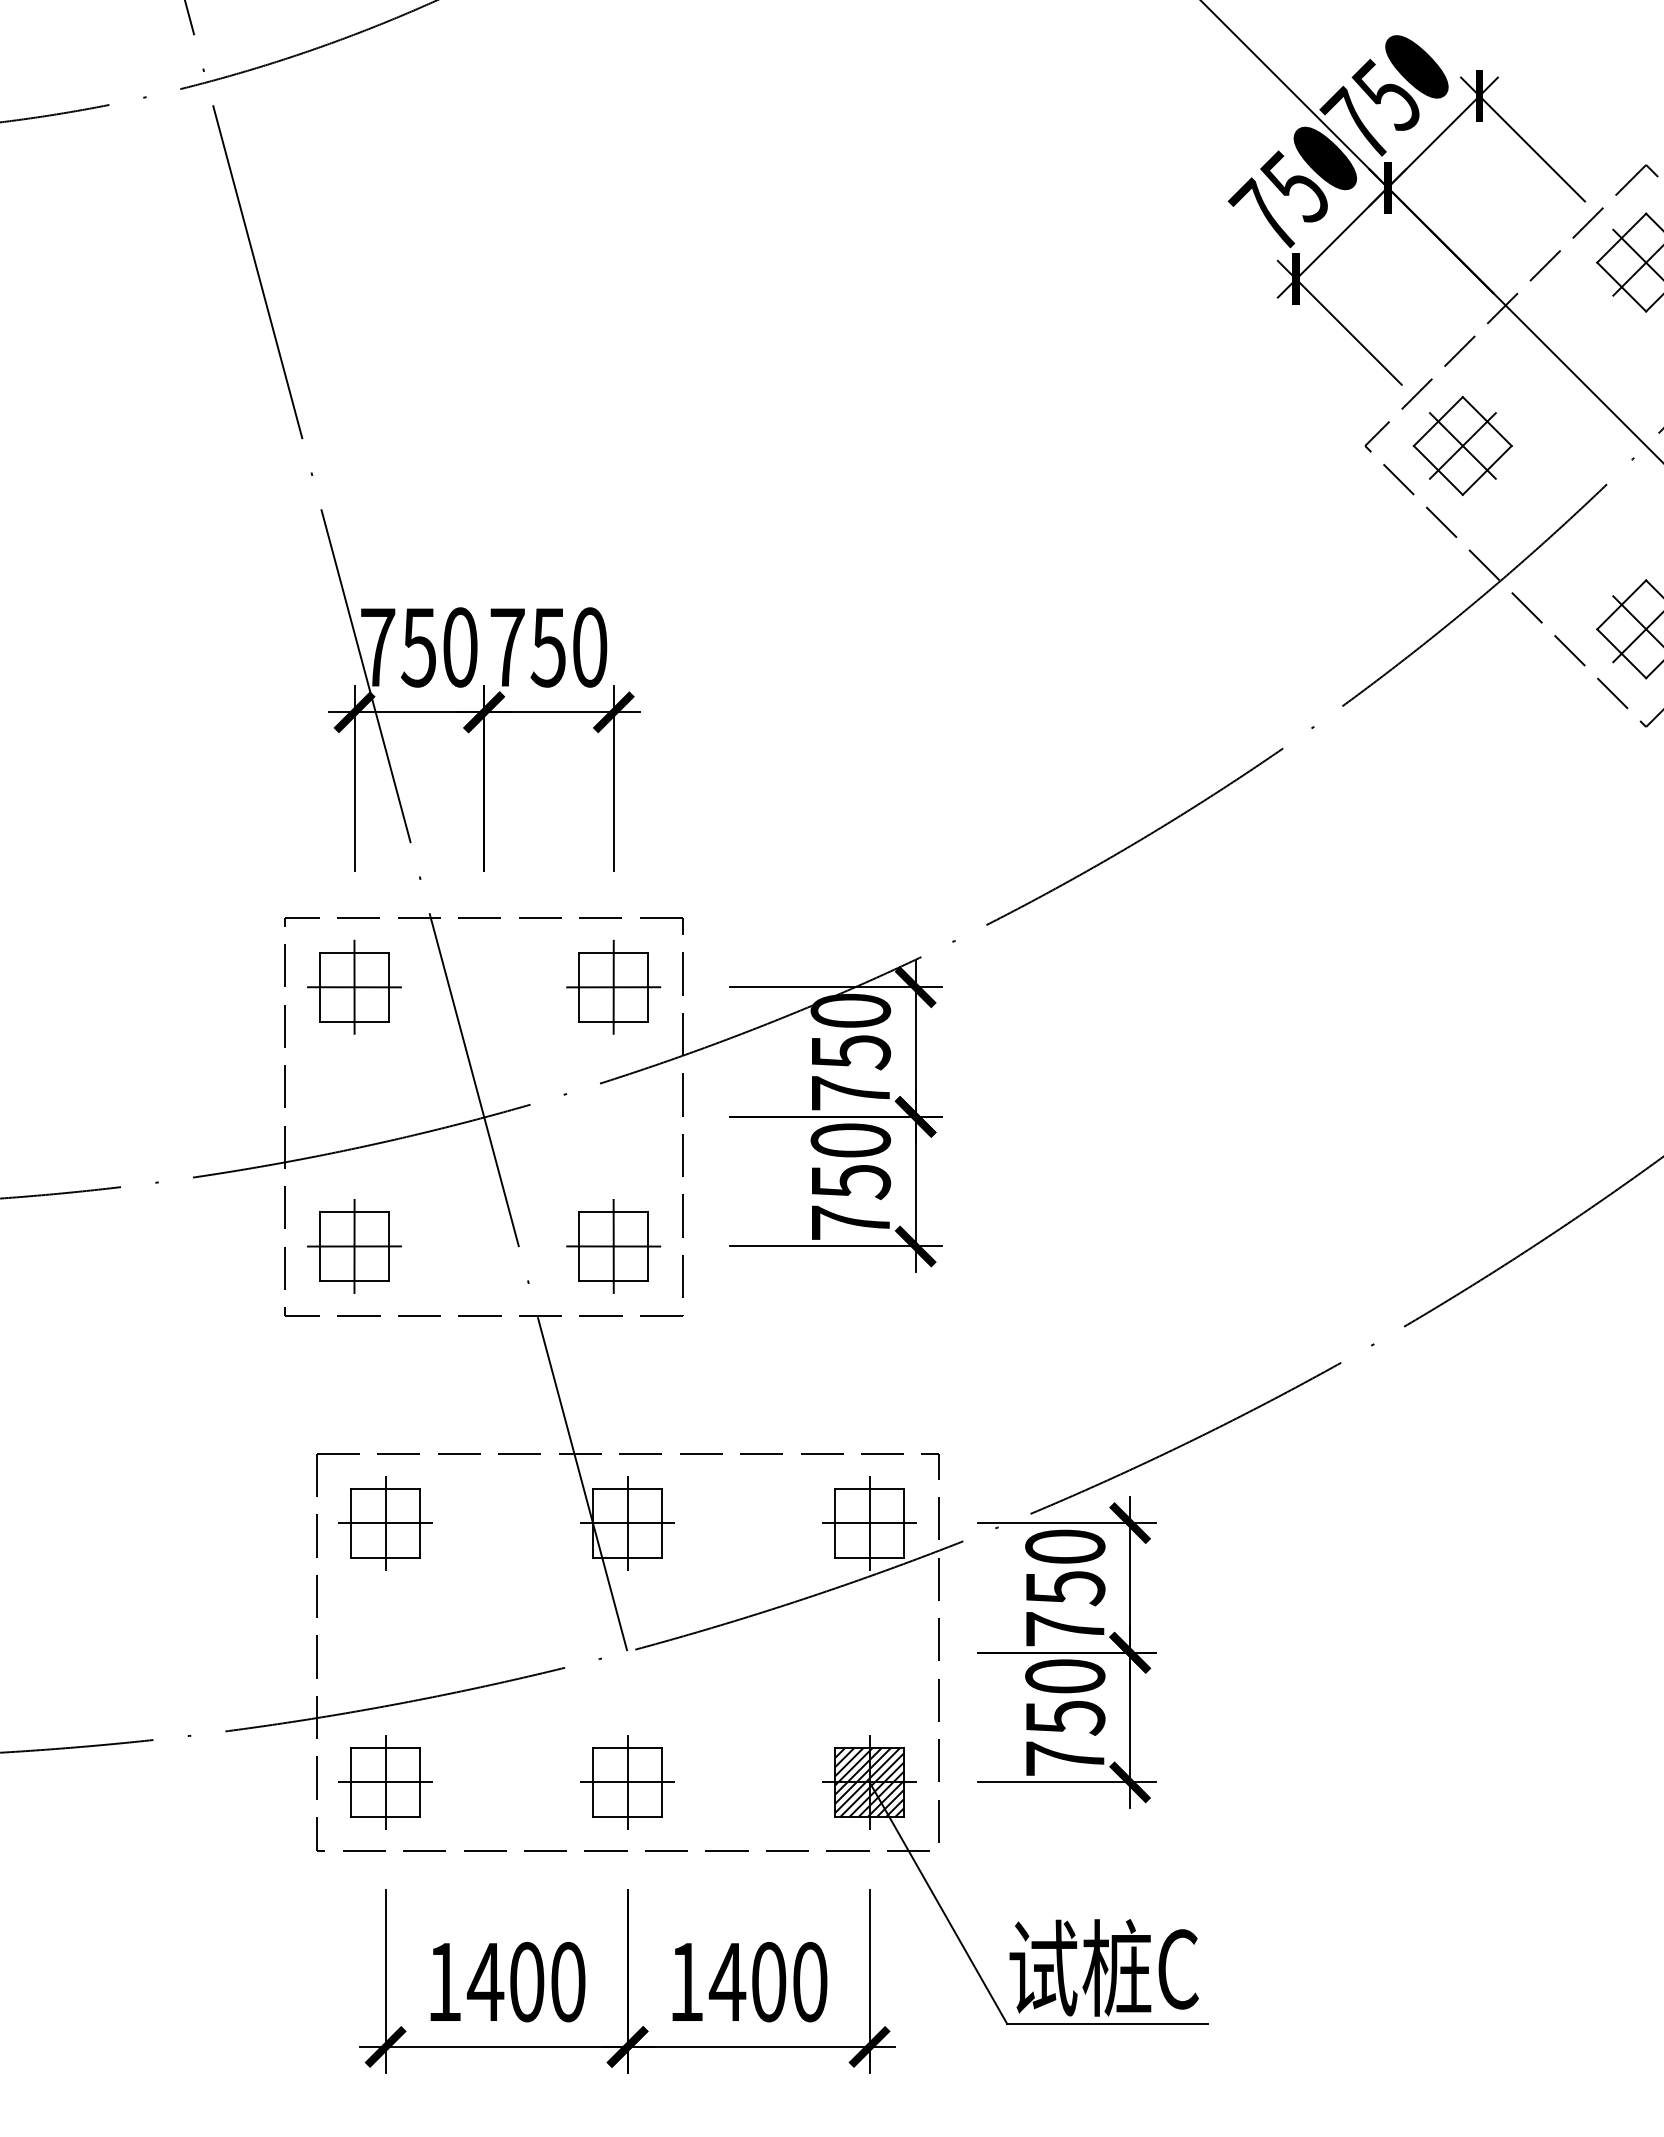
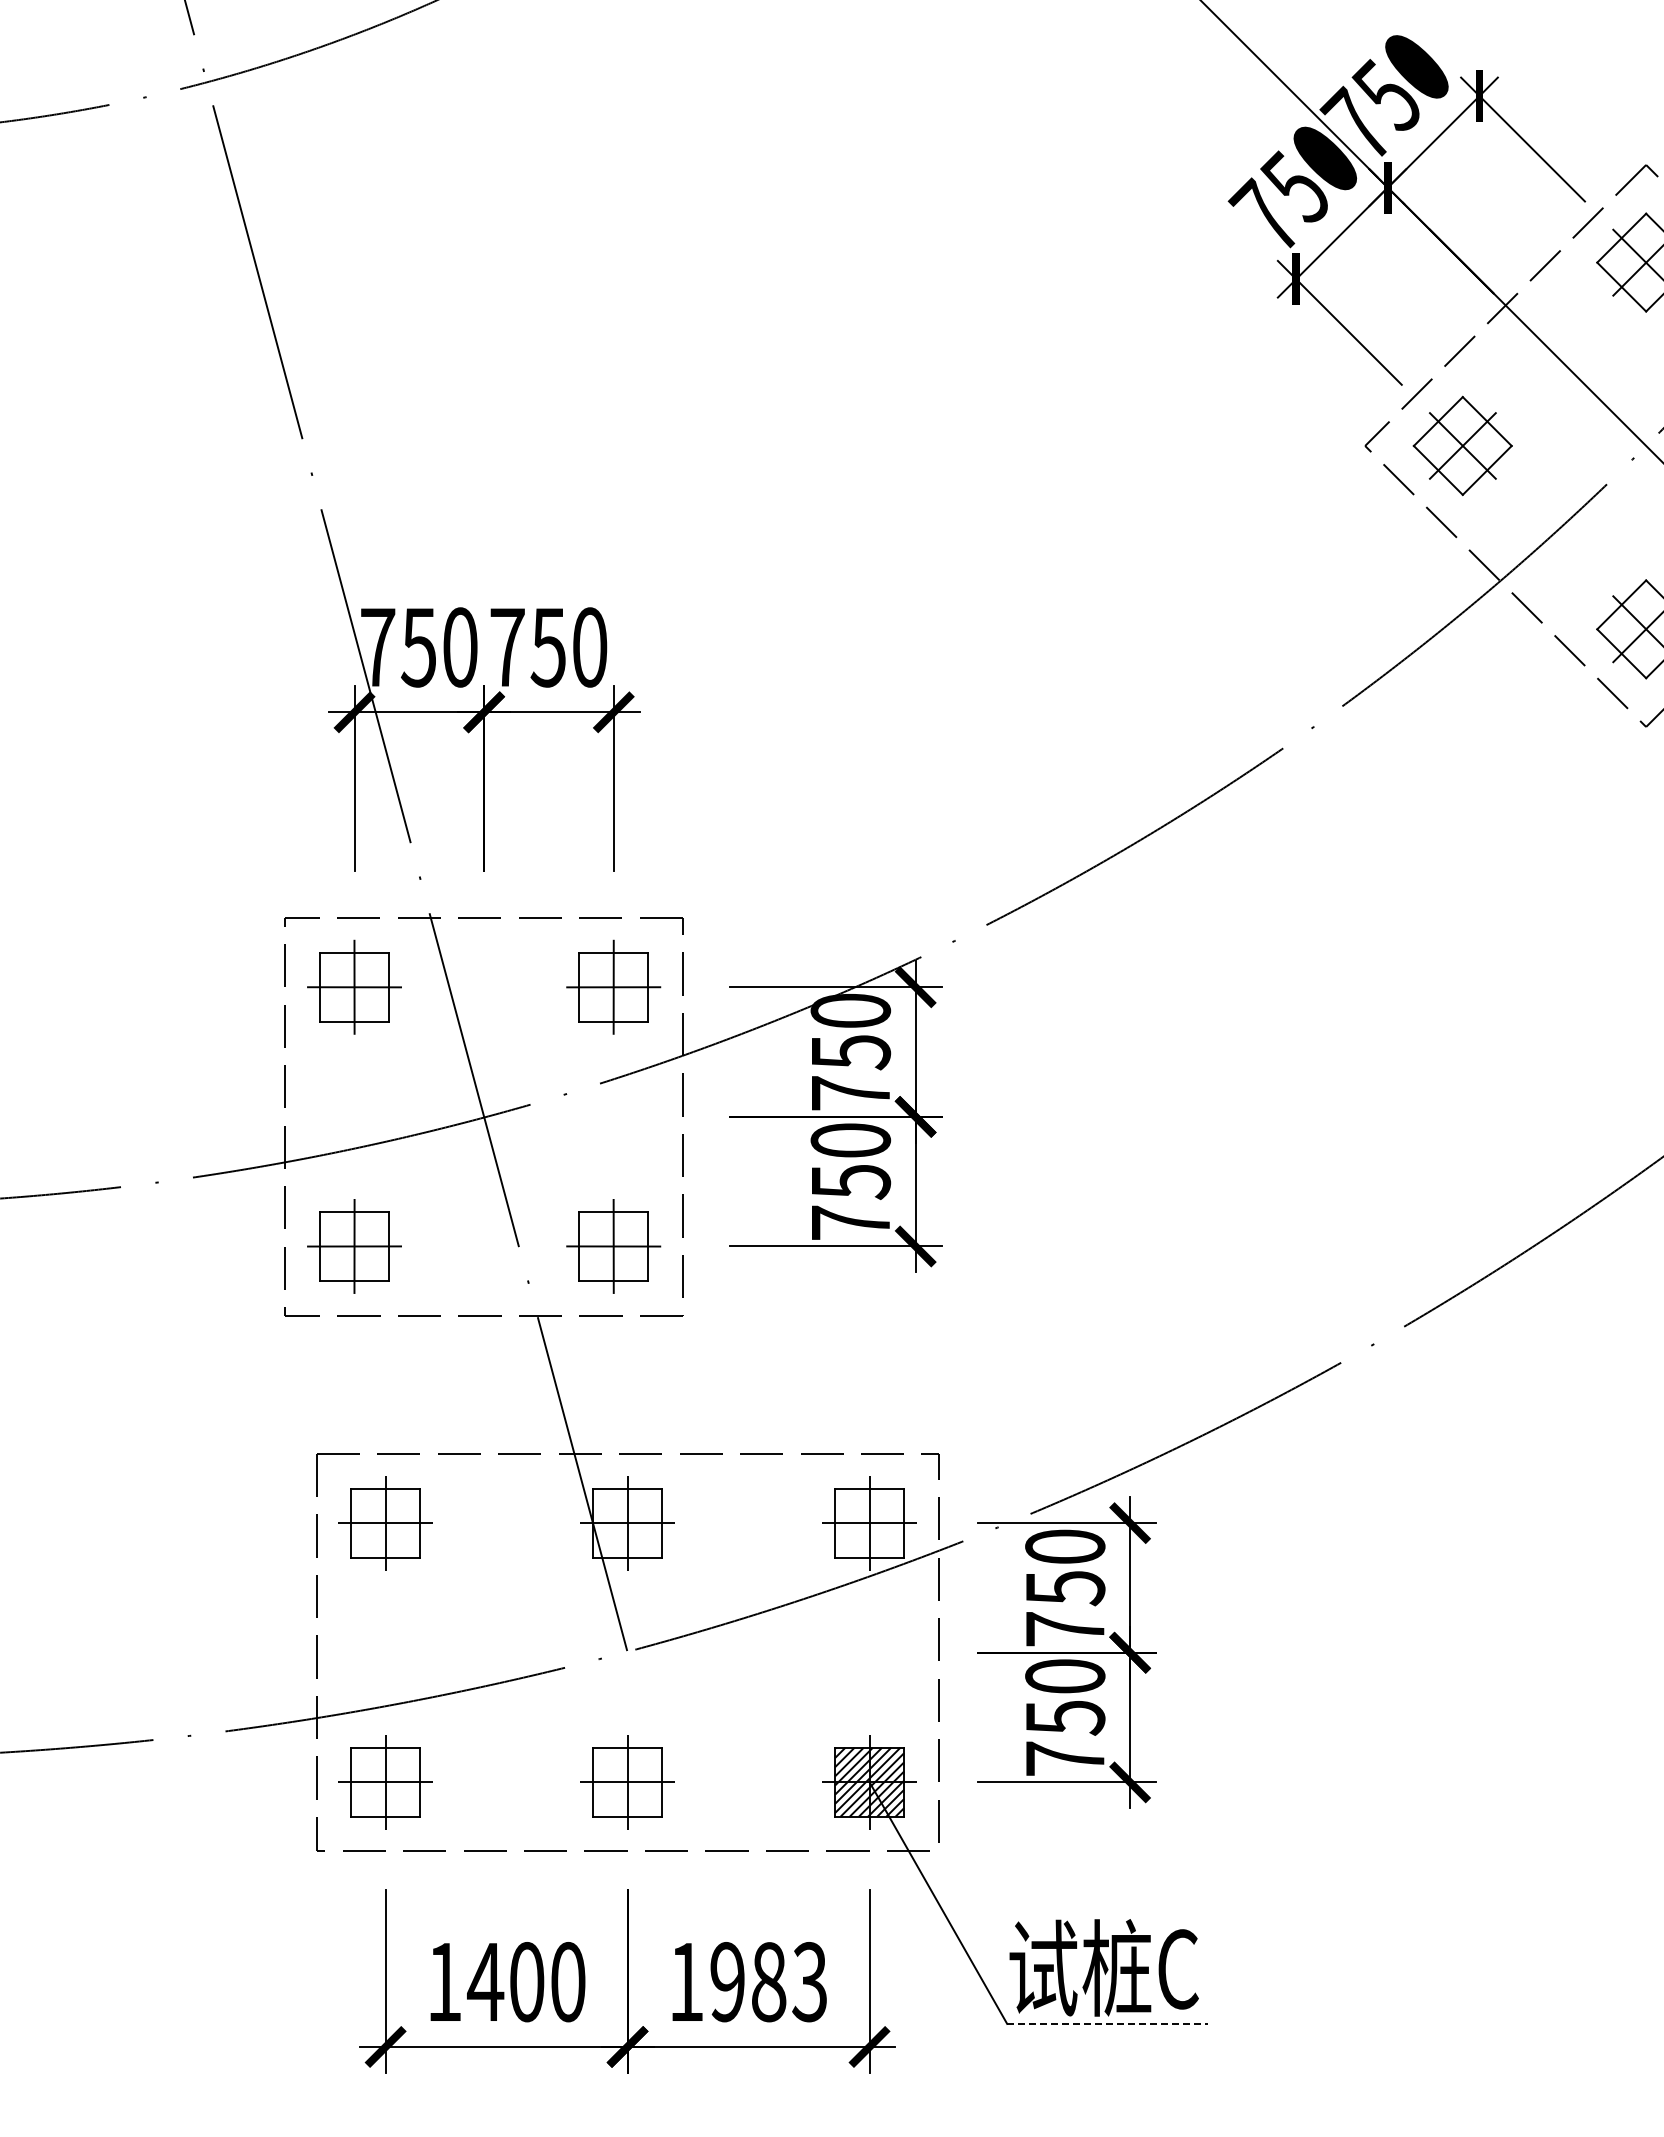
text: 1400 -> 1983 (767, 1982)
line: solid -> dashed (1107, 2023)
